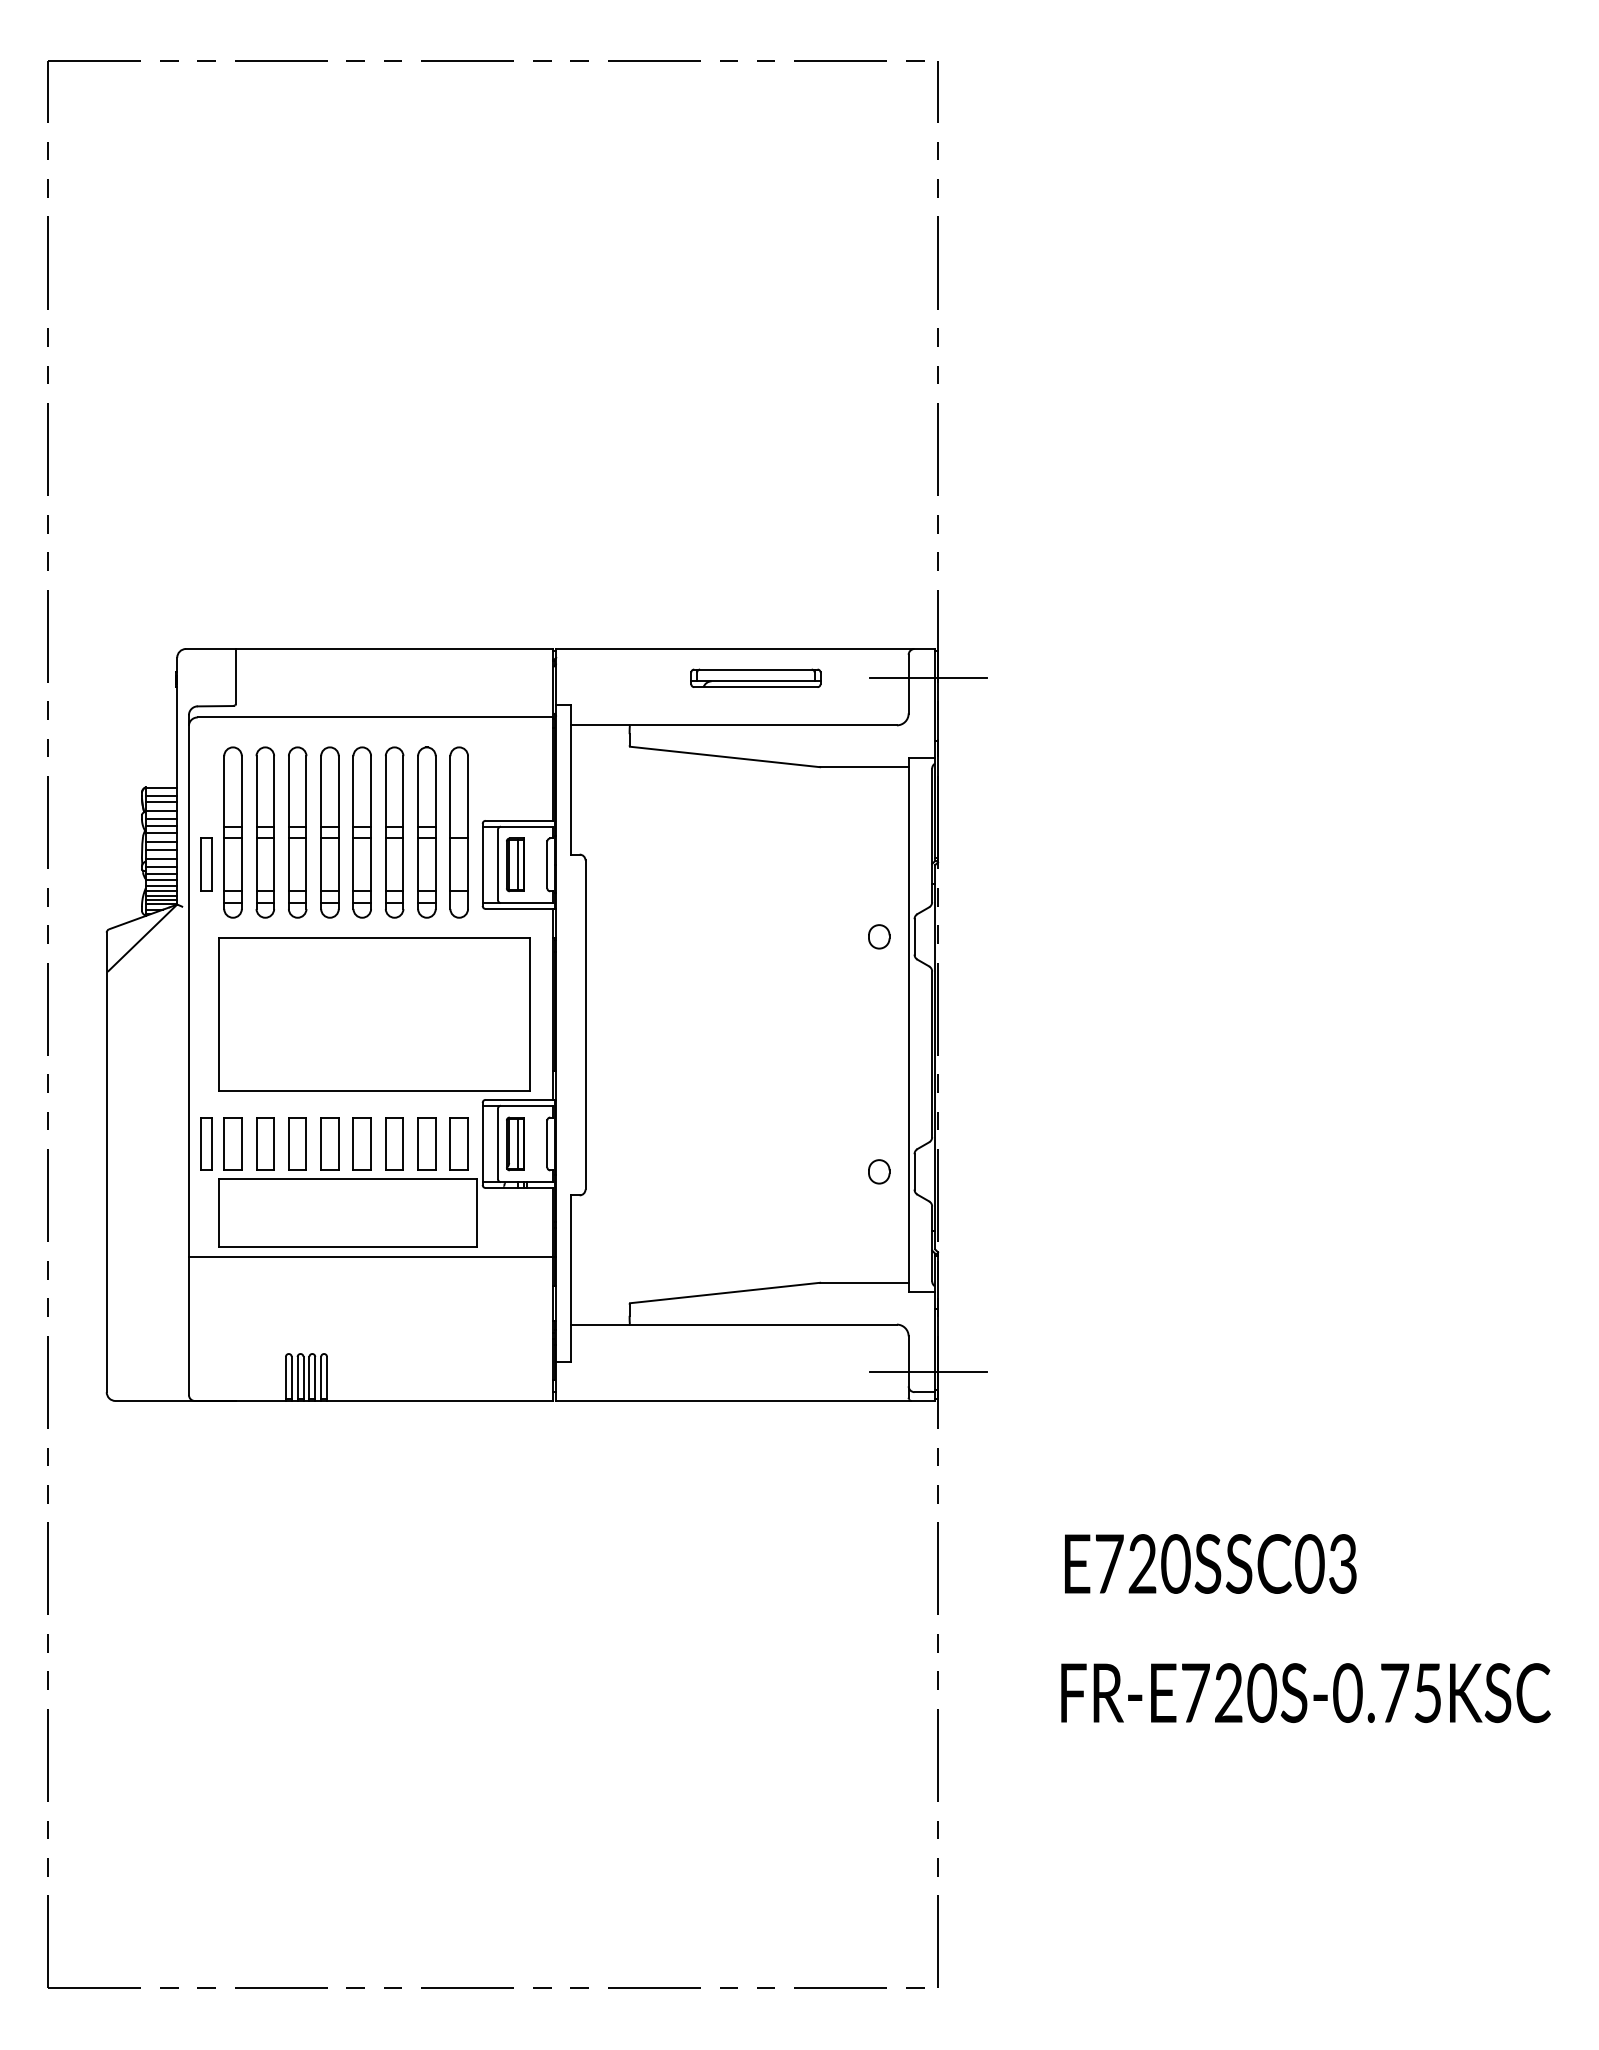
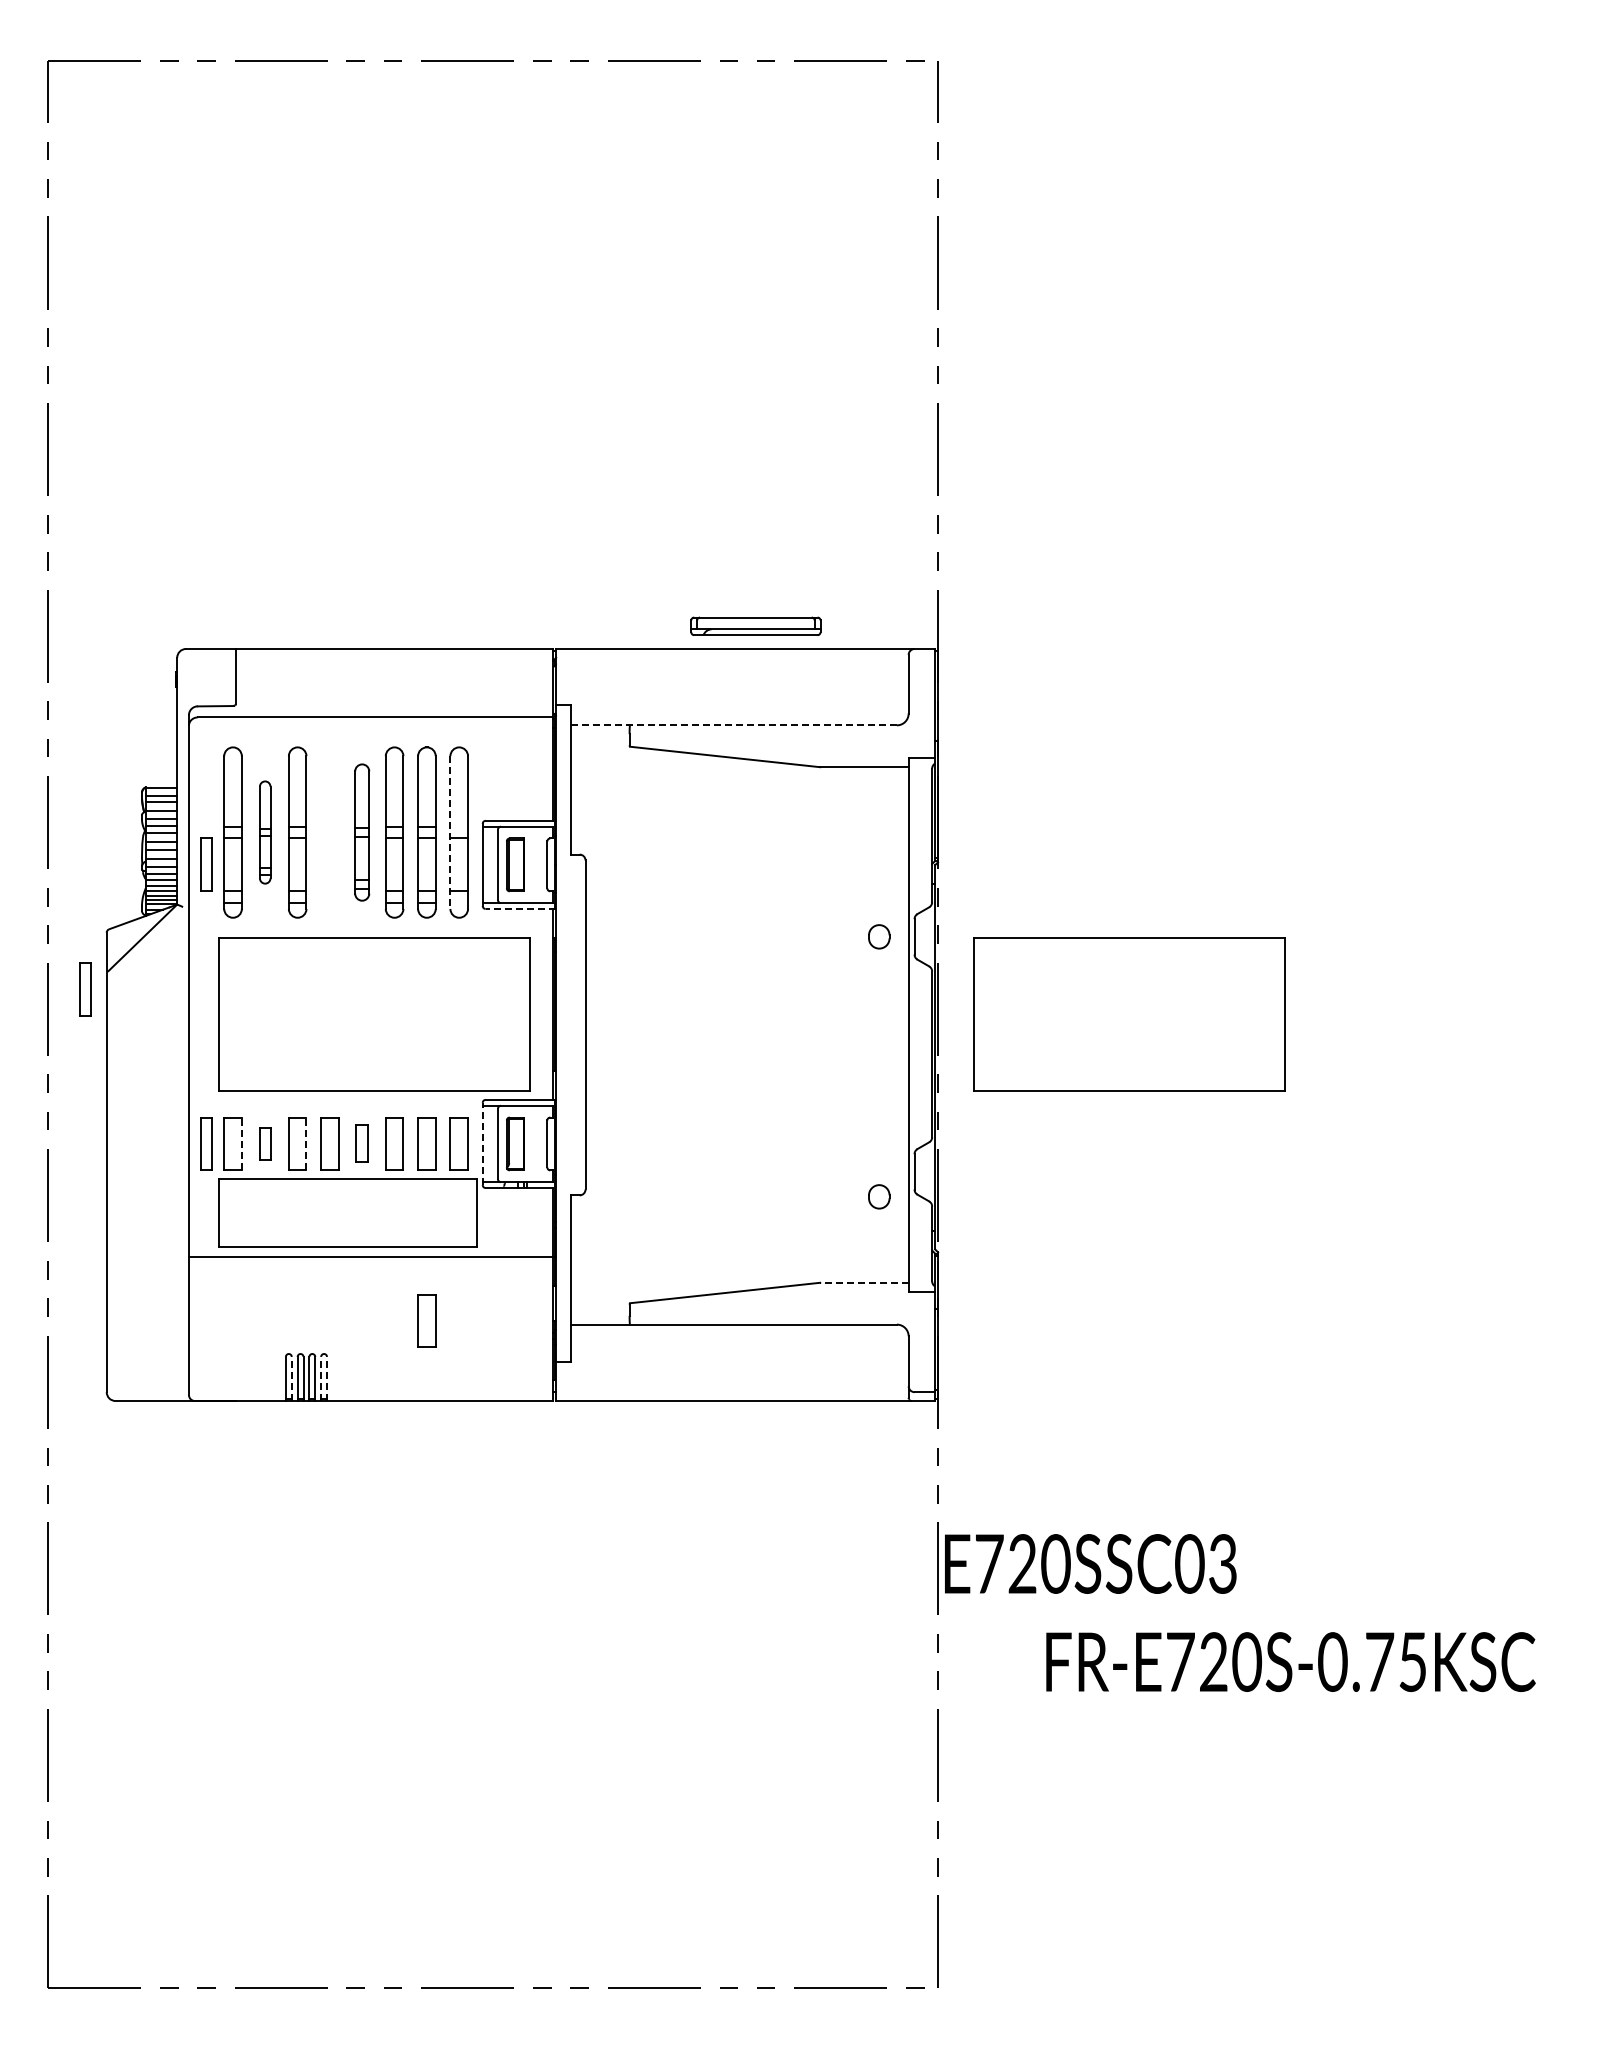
part position: (755, 677) -> (755, 625) (755, 625)
line: present -> none (927, 678)
line: solid -> dashed (734, 725)
part size: 20x173 px -> 13x105 px (265, 832)
part: present -> none (329, 832)
part size: 20x173 px -> 17x139 px (362, 832)
line: solid -> dashed (450, 833)
line: present -> none (517, 864)
line: solid -> dashed (520, 908)
part: none -> present (85, 989)
part: none -> present (1129, 1014)
line: solid -> dashed (241, 1143)
part size: 19x54 px -> 13x34 px (265, 1143)
line: solid -> dashed (306, 1143)
part size: 20x54 px -> 14x39 px (361, 1143)
line: solid -> dashed (482, 1143)
line: present -> none (517, 1143)
part position: (879, 1171) -> (879, 1196) (879, 1196)
line: solid -> dashed (863, 1282)
part: none -> present (426, 1320)
line: present -> none (927, 1371)
line: solid -> dashed (291, 1378)
line: solid -> dashed (321, 1378)
line: solid -> dashed (327, 1378)
text position: (1210, 1563) -> (1090, 1563) (1090, 1563)
text position: (1305, 1692) -> (1290, 1661) (1290, 1661)
